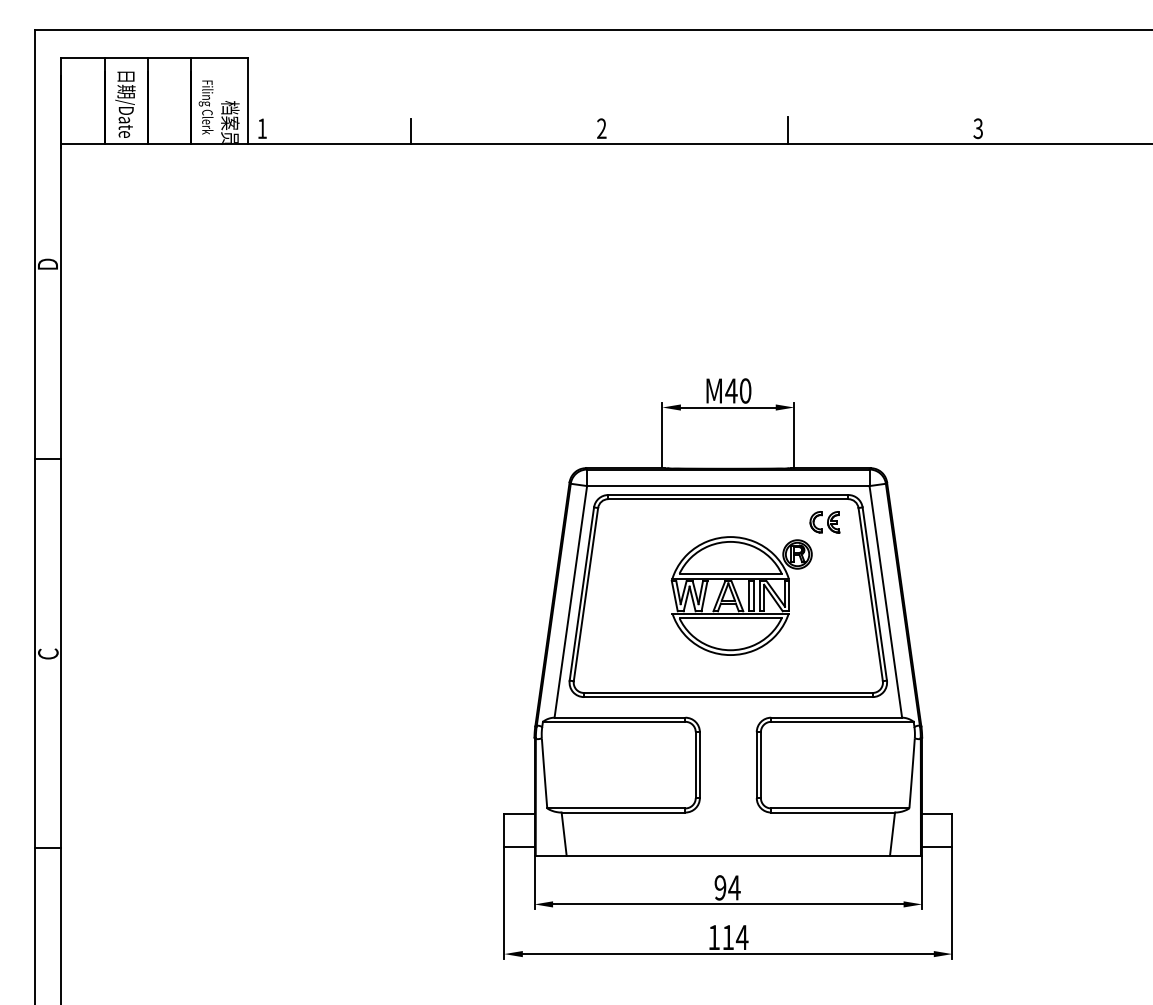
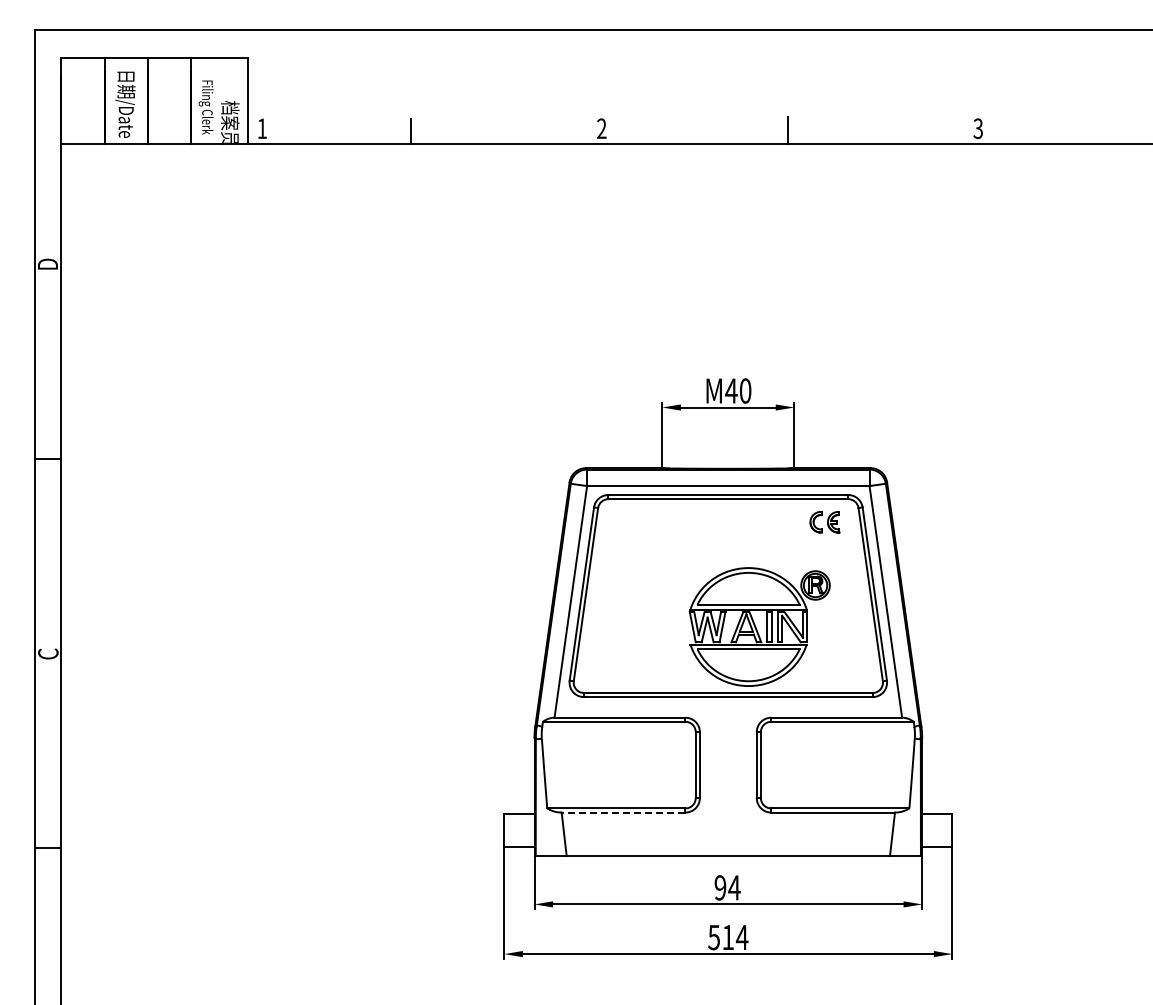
part position: (741, 595) -> (759, 626) (759, 626)
line: solid -> dashed (623, 812)
text: 114 -> 514 (713, 937)
